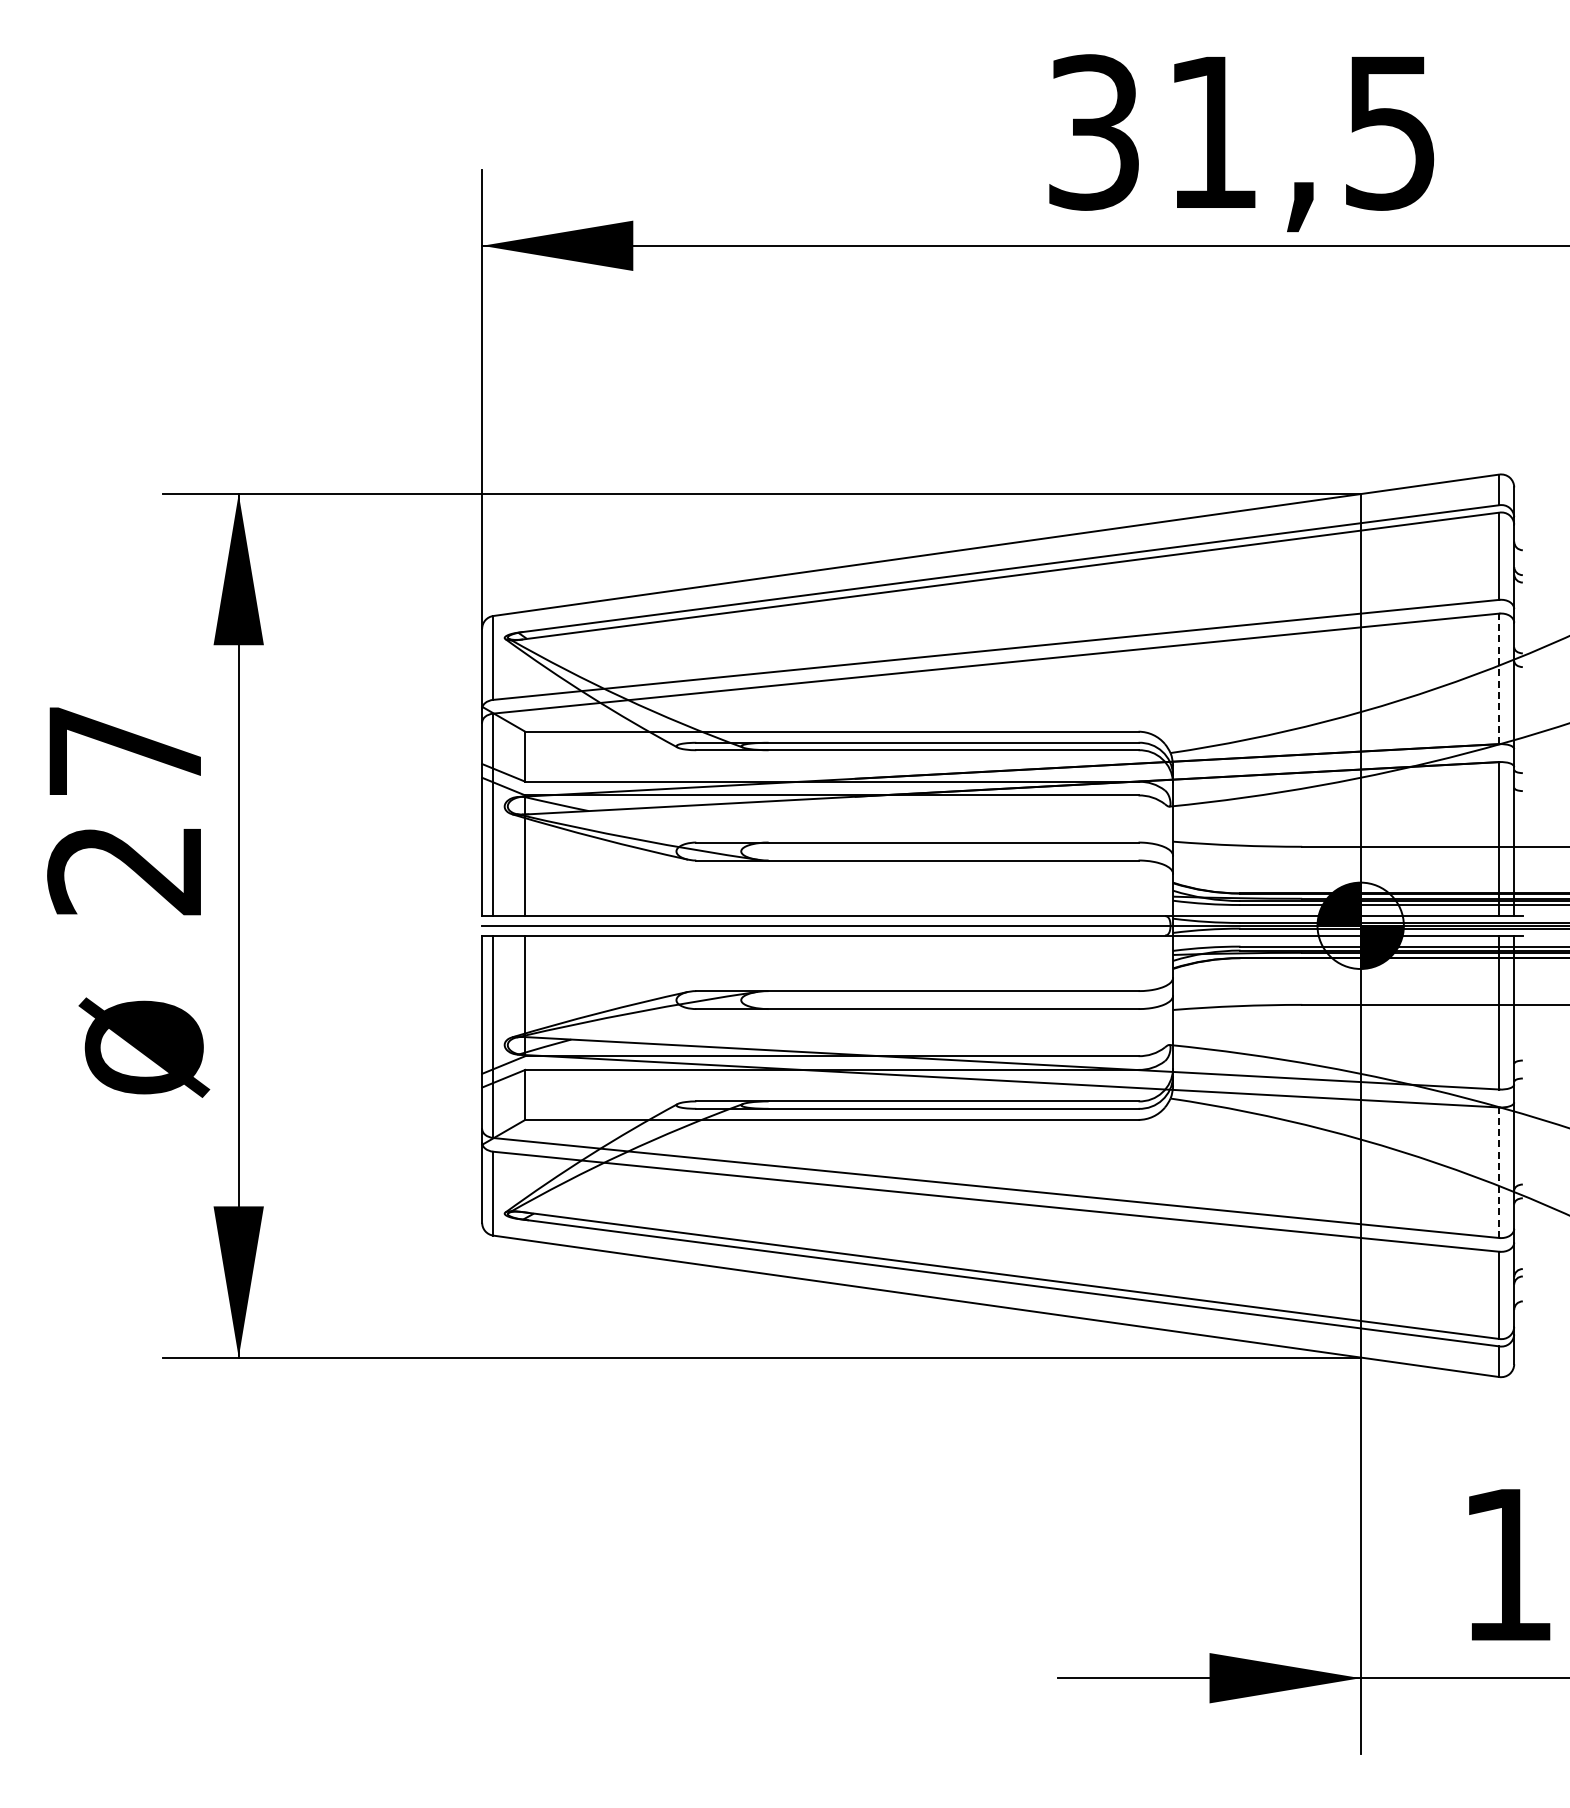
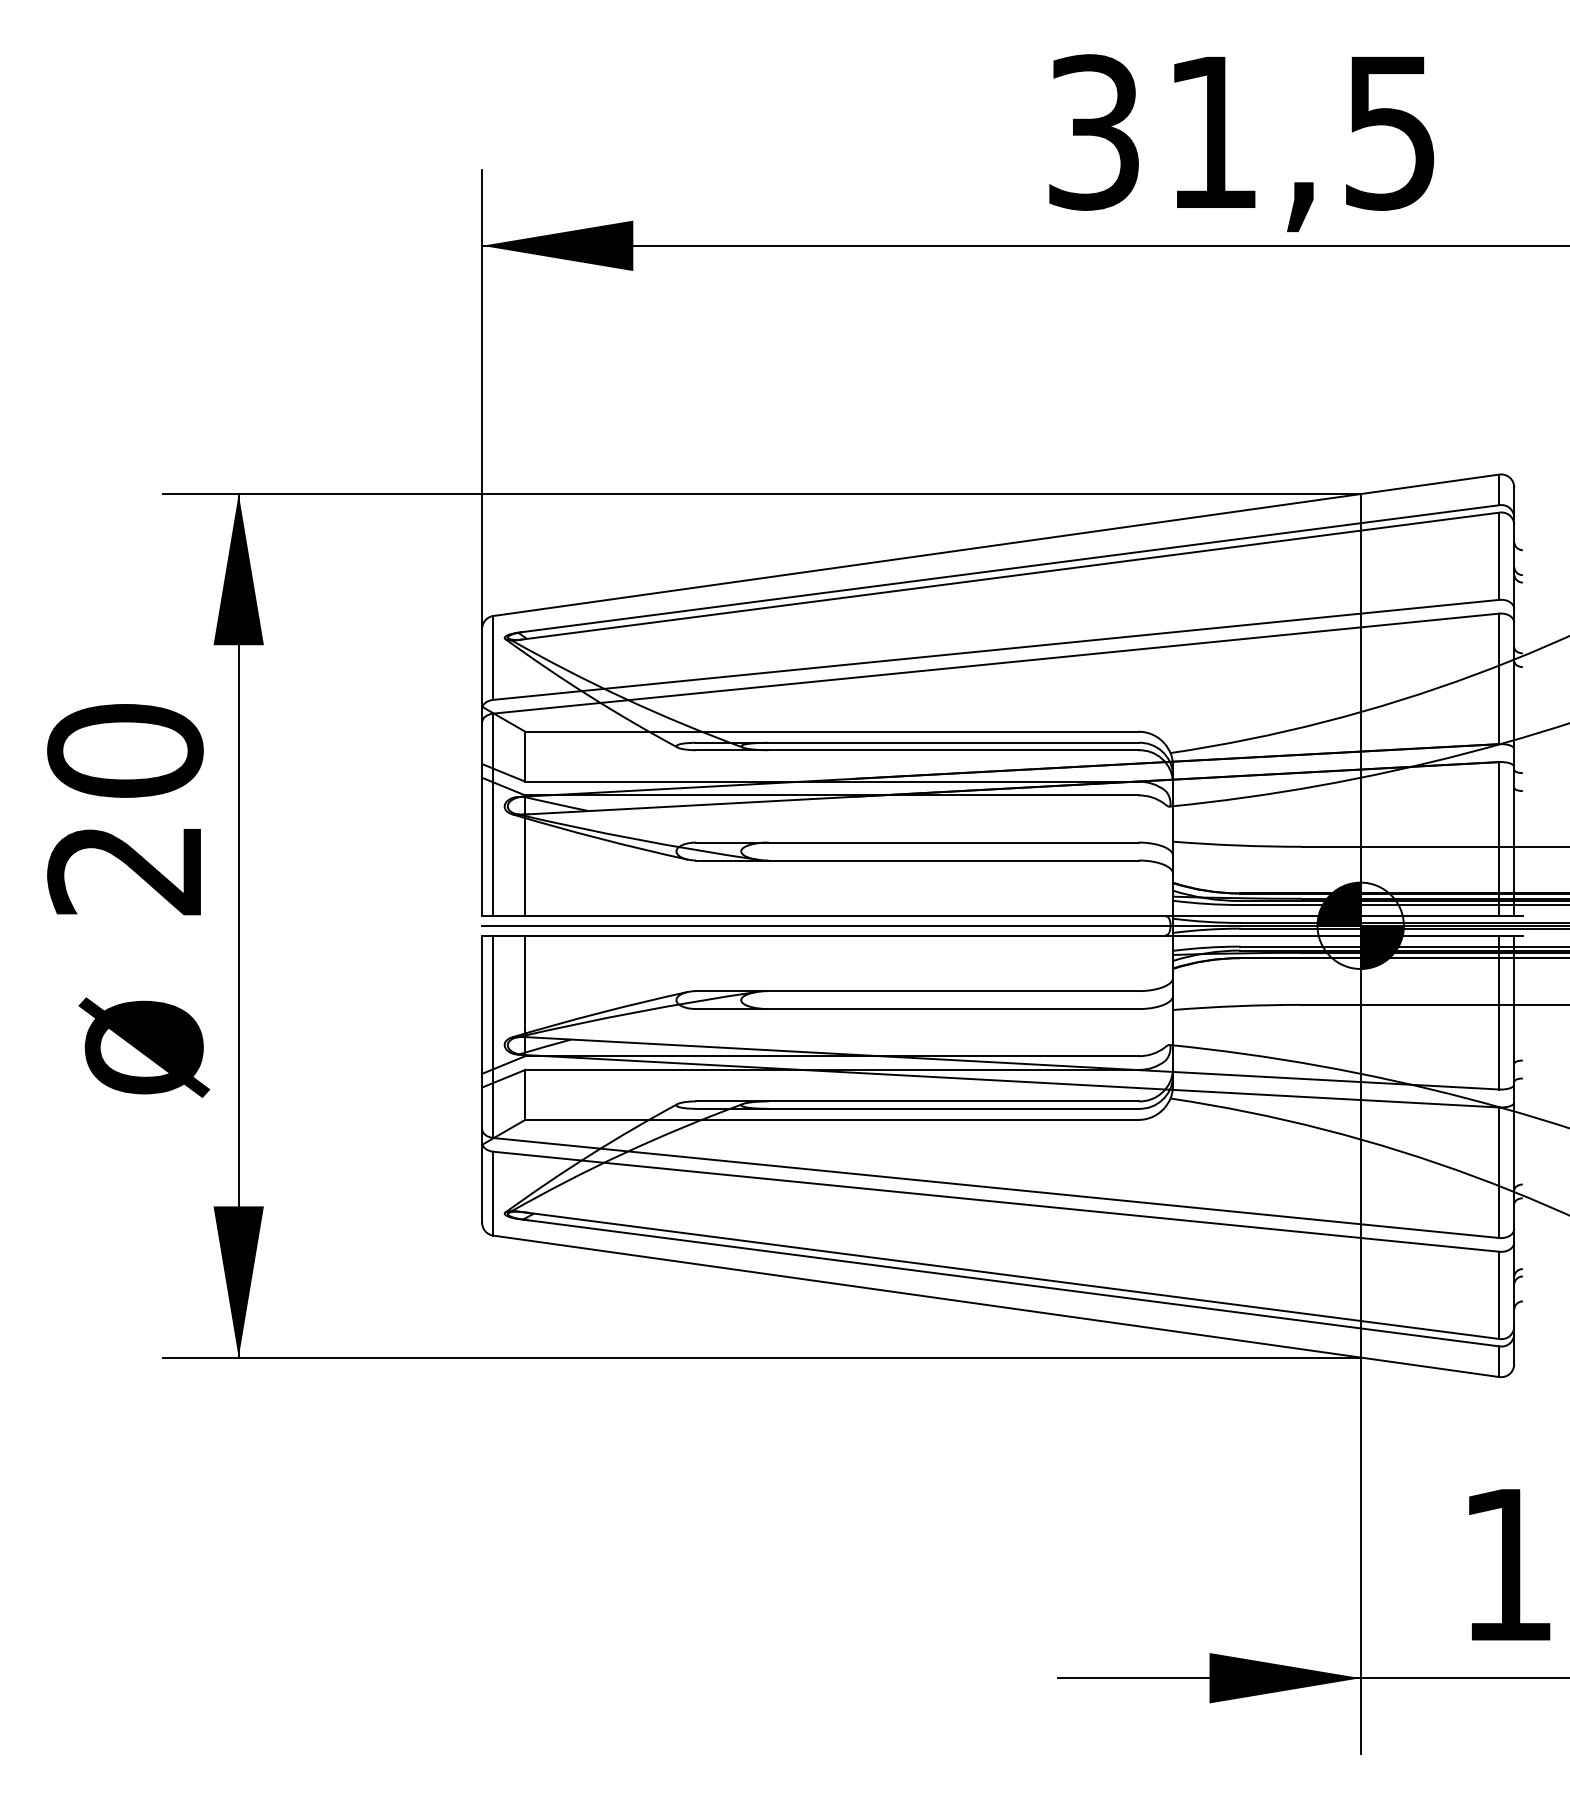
line: dashed -> solid (1499, 678)
text: 27 -> 20 (125, 750)
line: dashed -> solid (1499, 1172)
